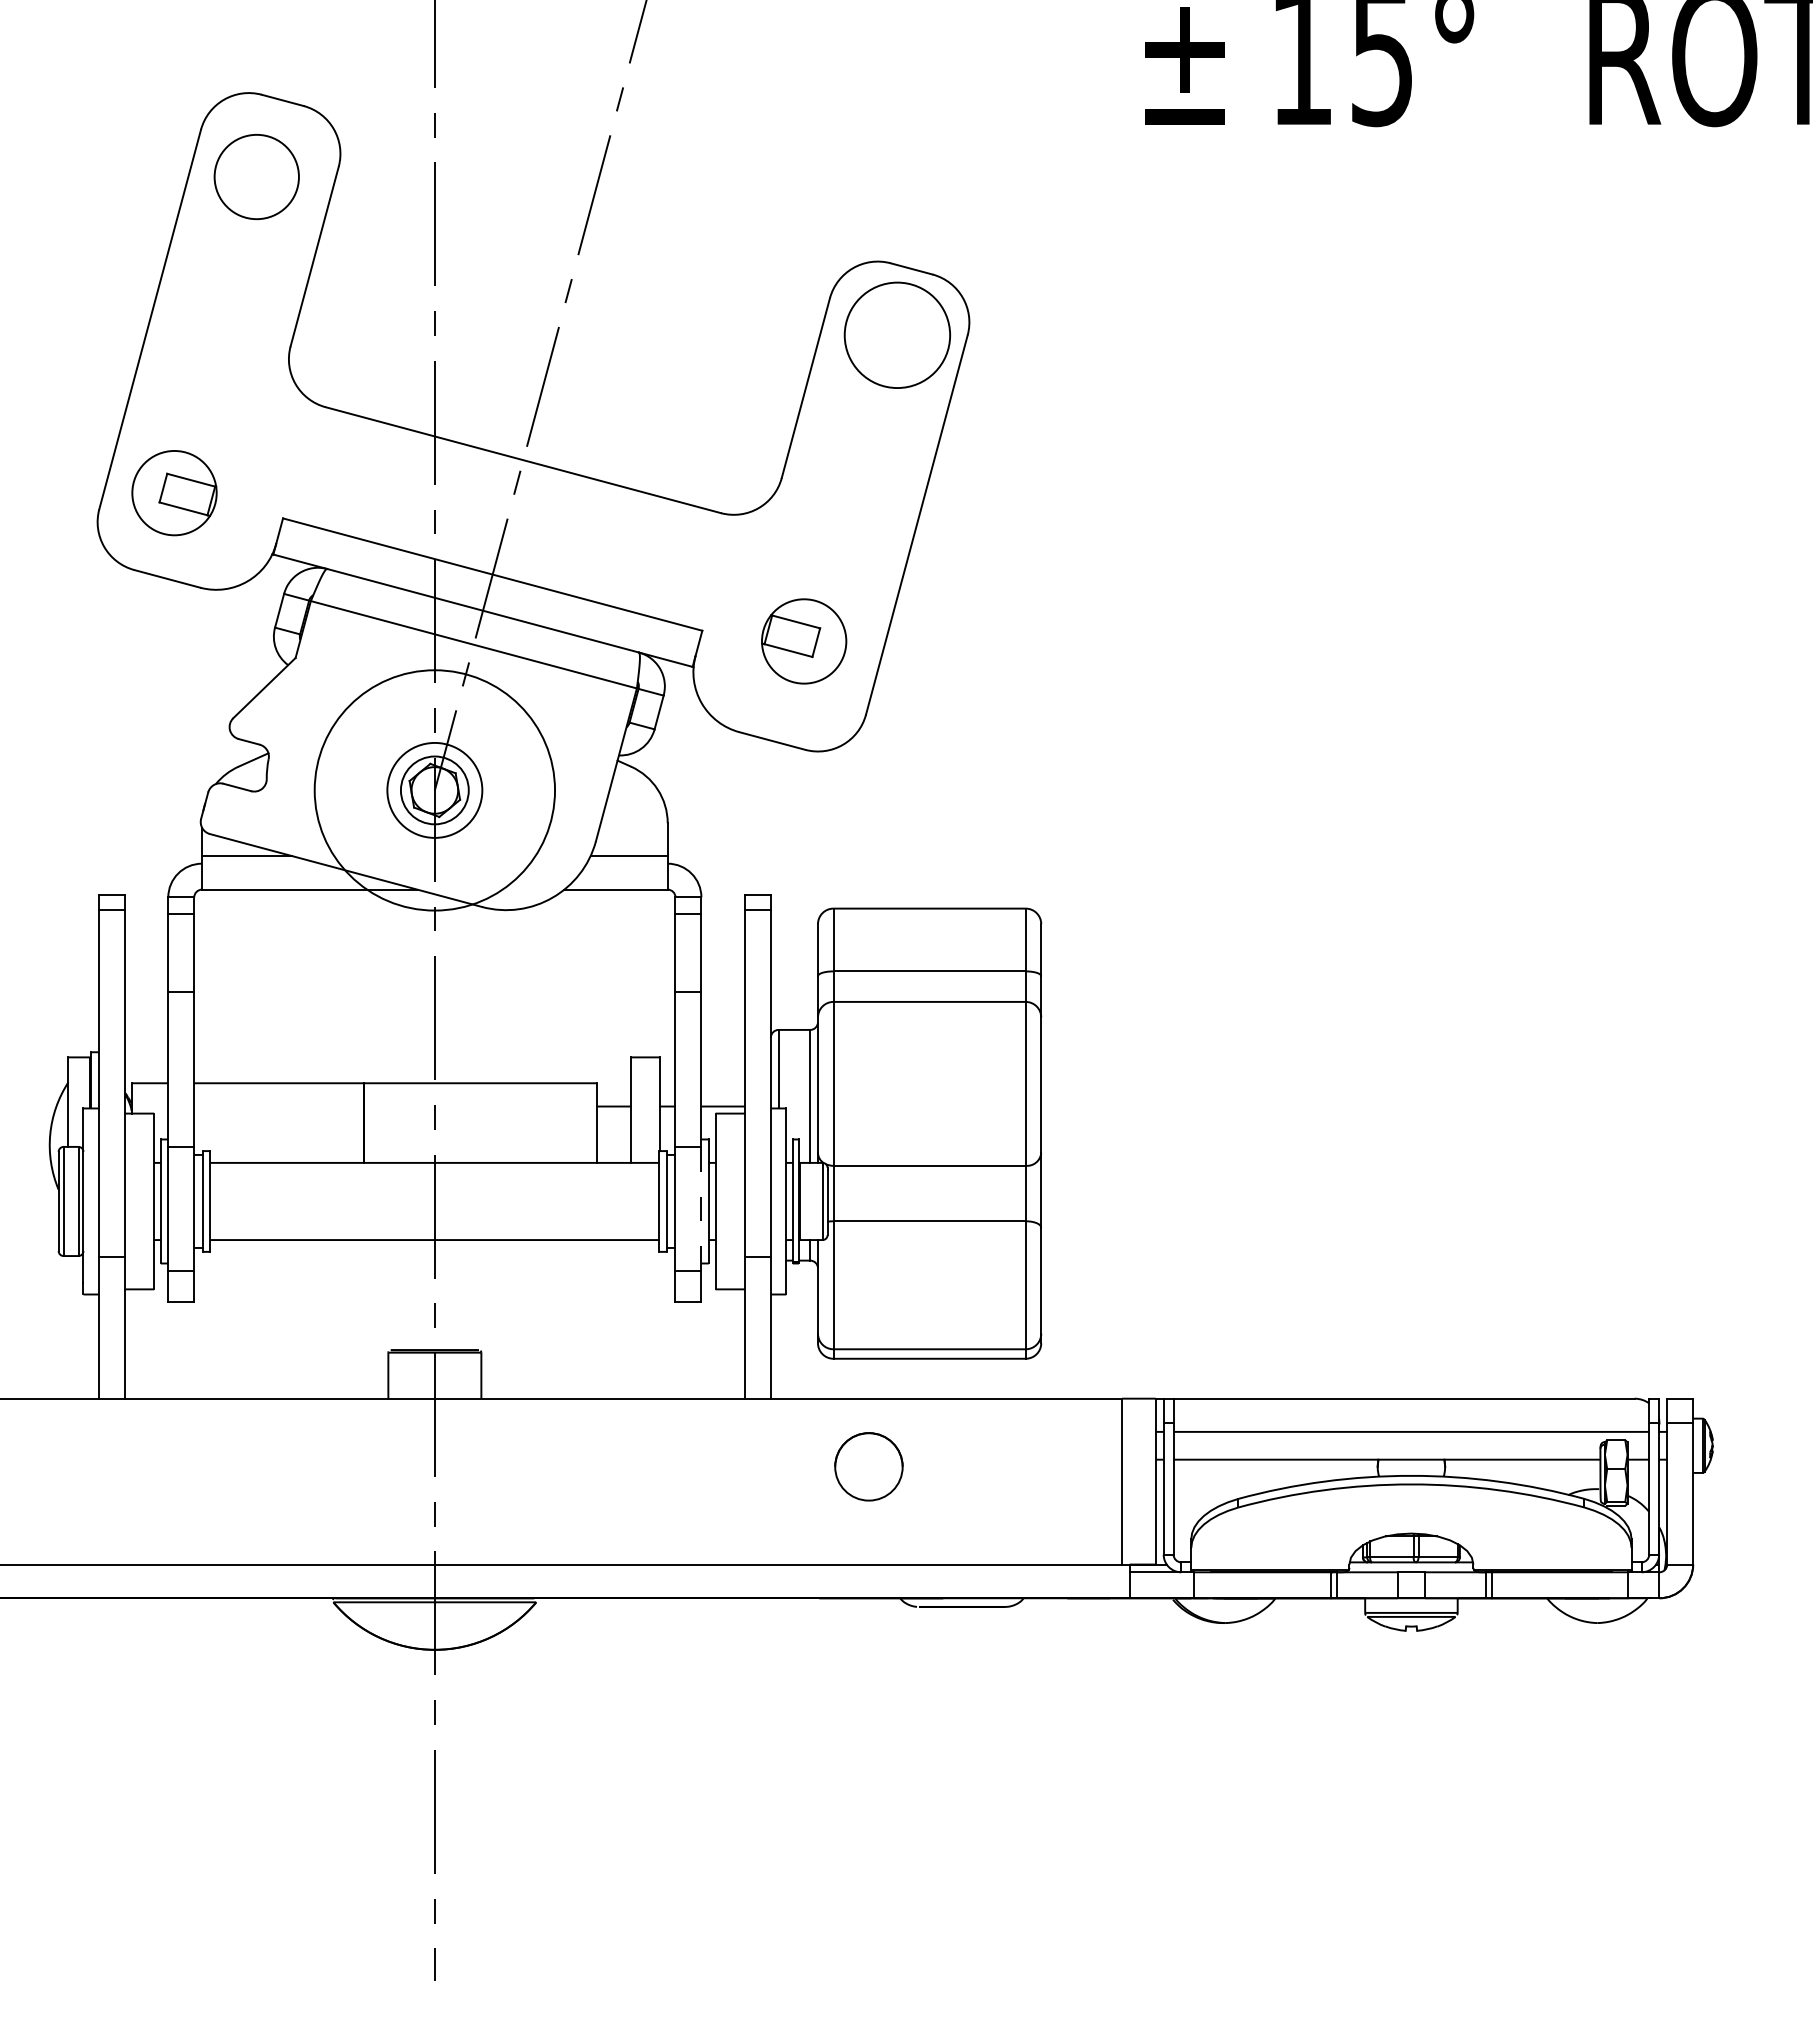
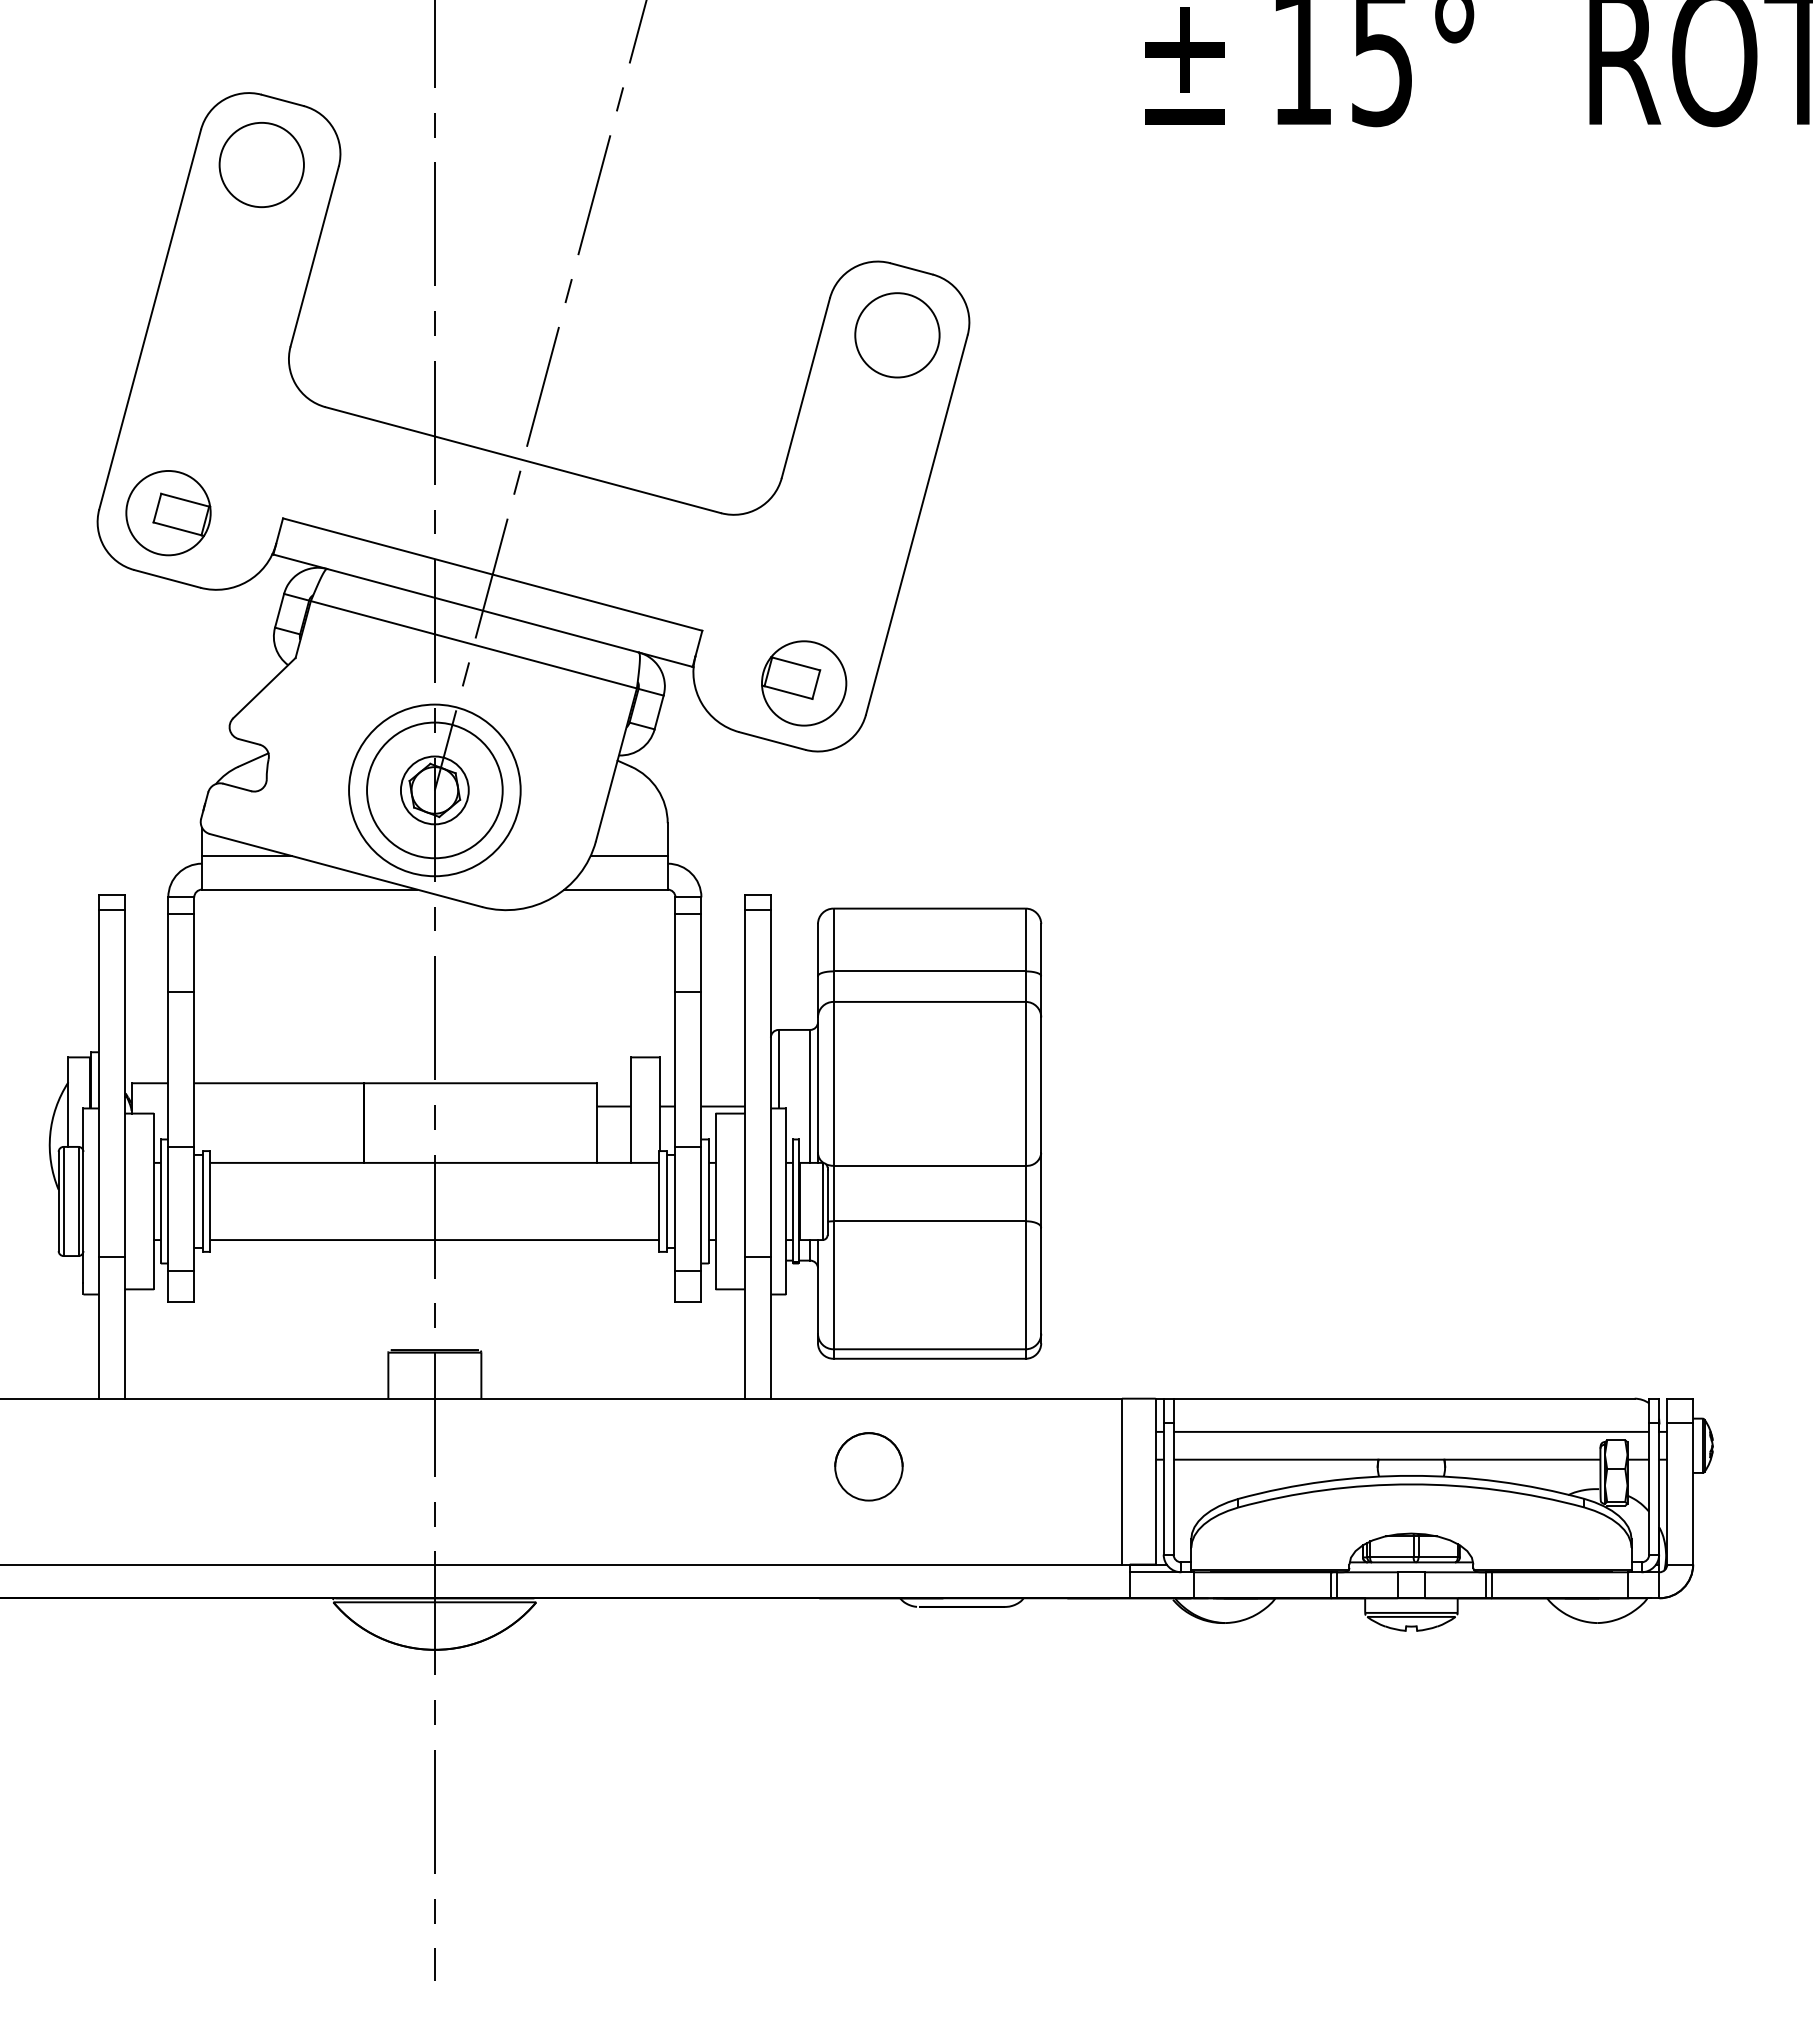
circle position: (256, 177) -> (261, 165) (261, 165)
circle diameter: 105 px -> 84 px (897, 335)
part position: (174, 493) -> (168, 513) (168, 513)
part position: (804, 641) -> (804, 683) (804, 683)
circle diameter: 95 px -> 136 px (434, 790)
circle diameter: 240 px -> 172 px (434, 790)
line: dashed -> solid (701, 1209)
